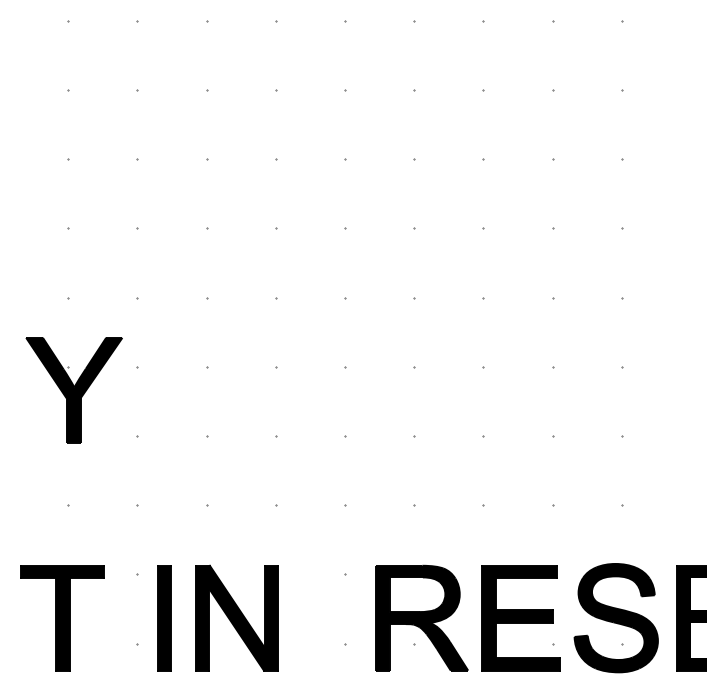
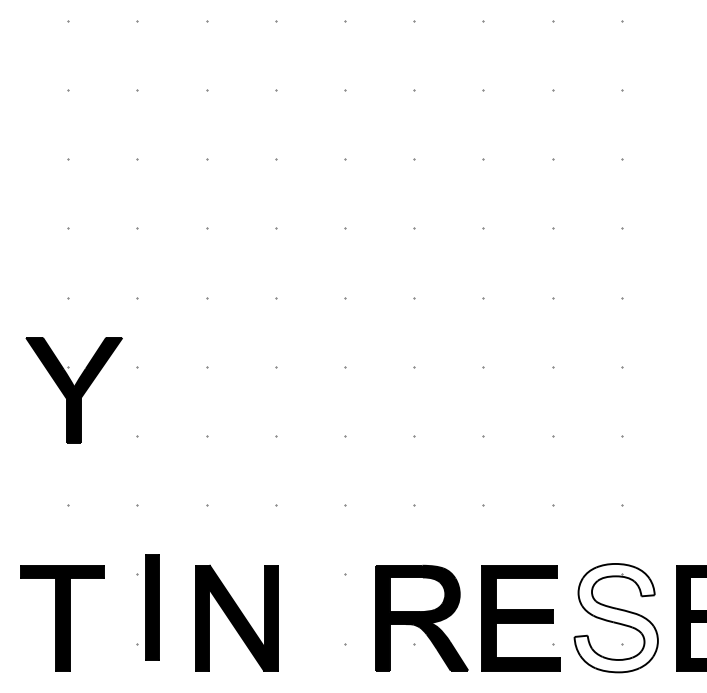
fill: present -> none (615, 617)
part position: (164, 618) -> (152, 607) (152, 607)
